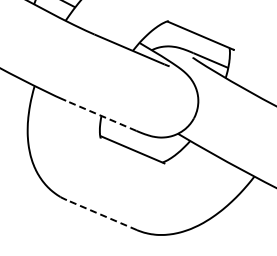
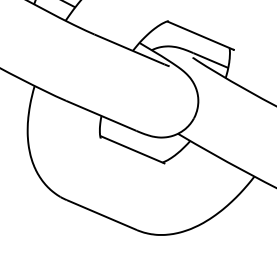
line: dashed -> solid (100, 115)
line: dashed -> solid (101, 214)
